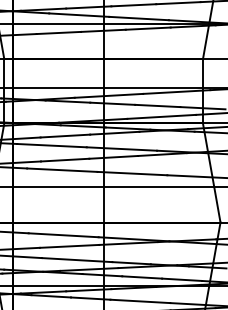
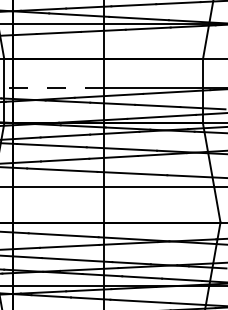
line: solid -> dashed (51, 88)
